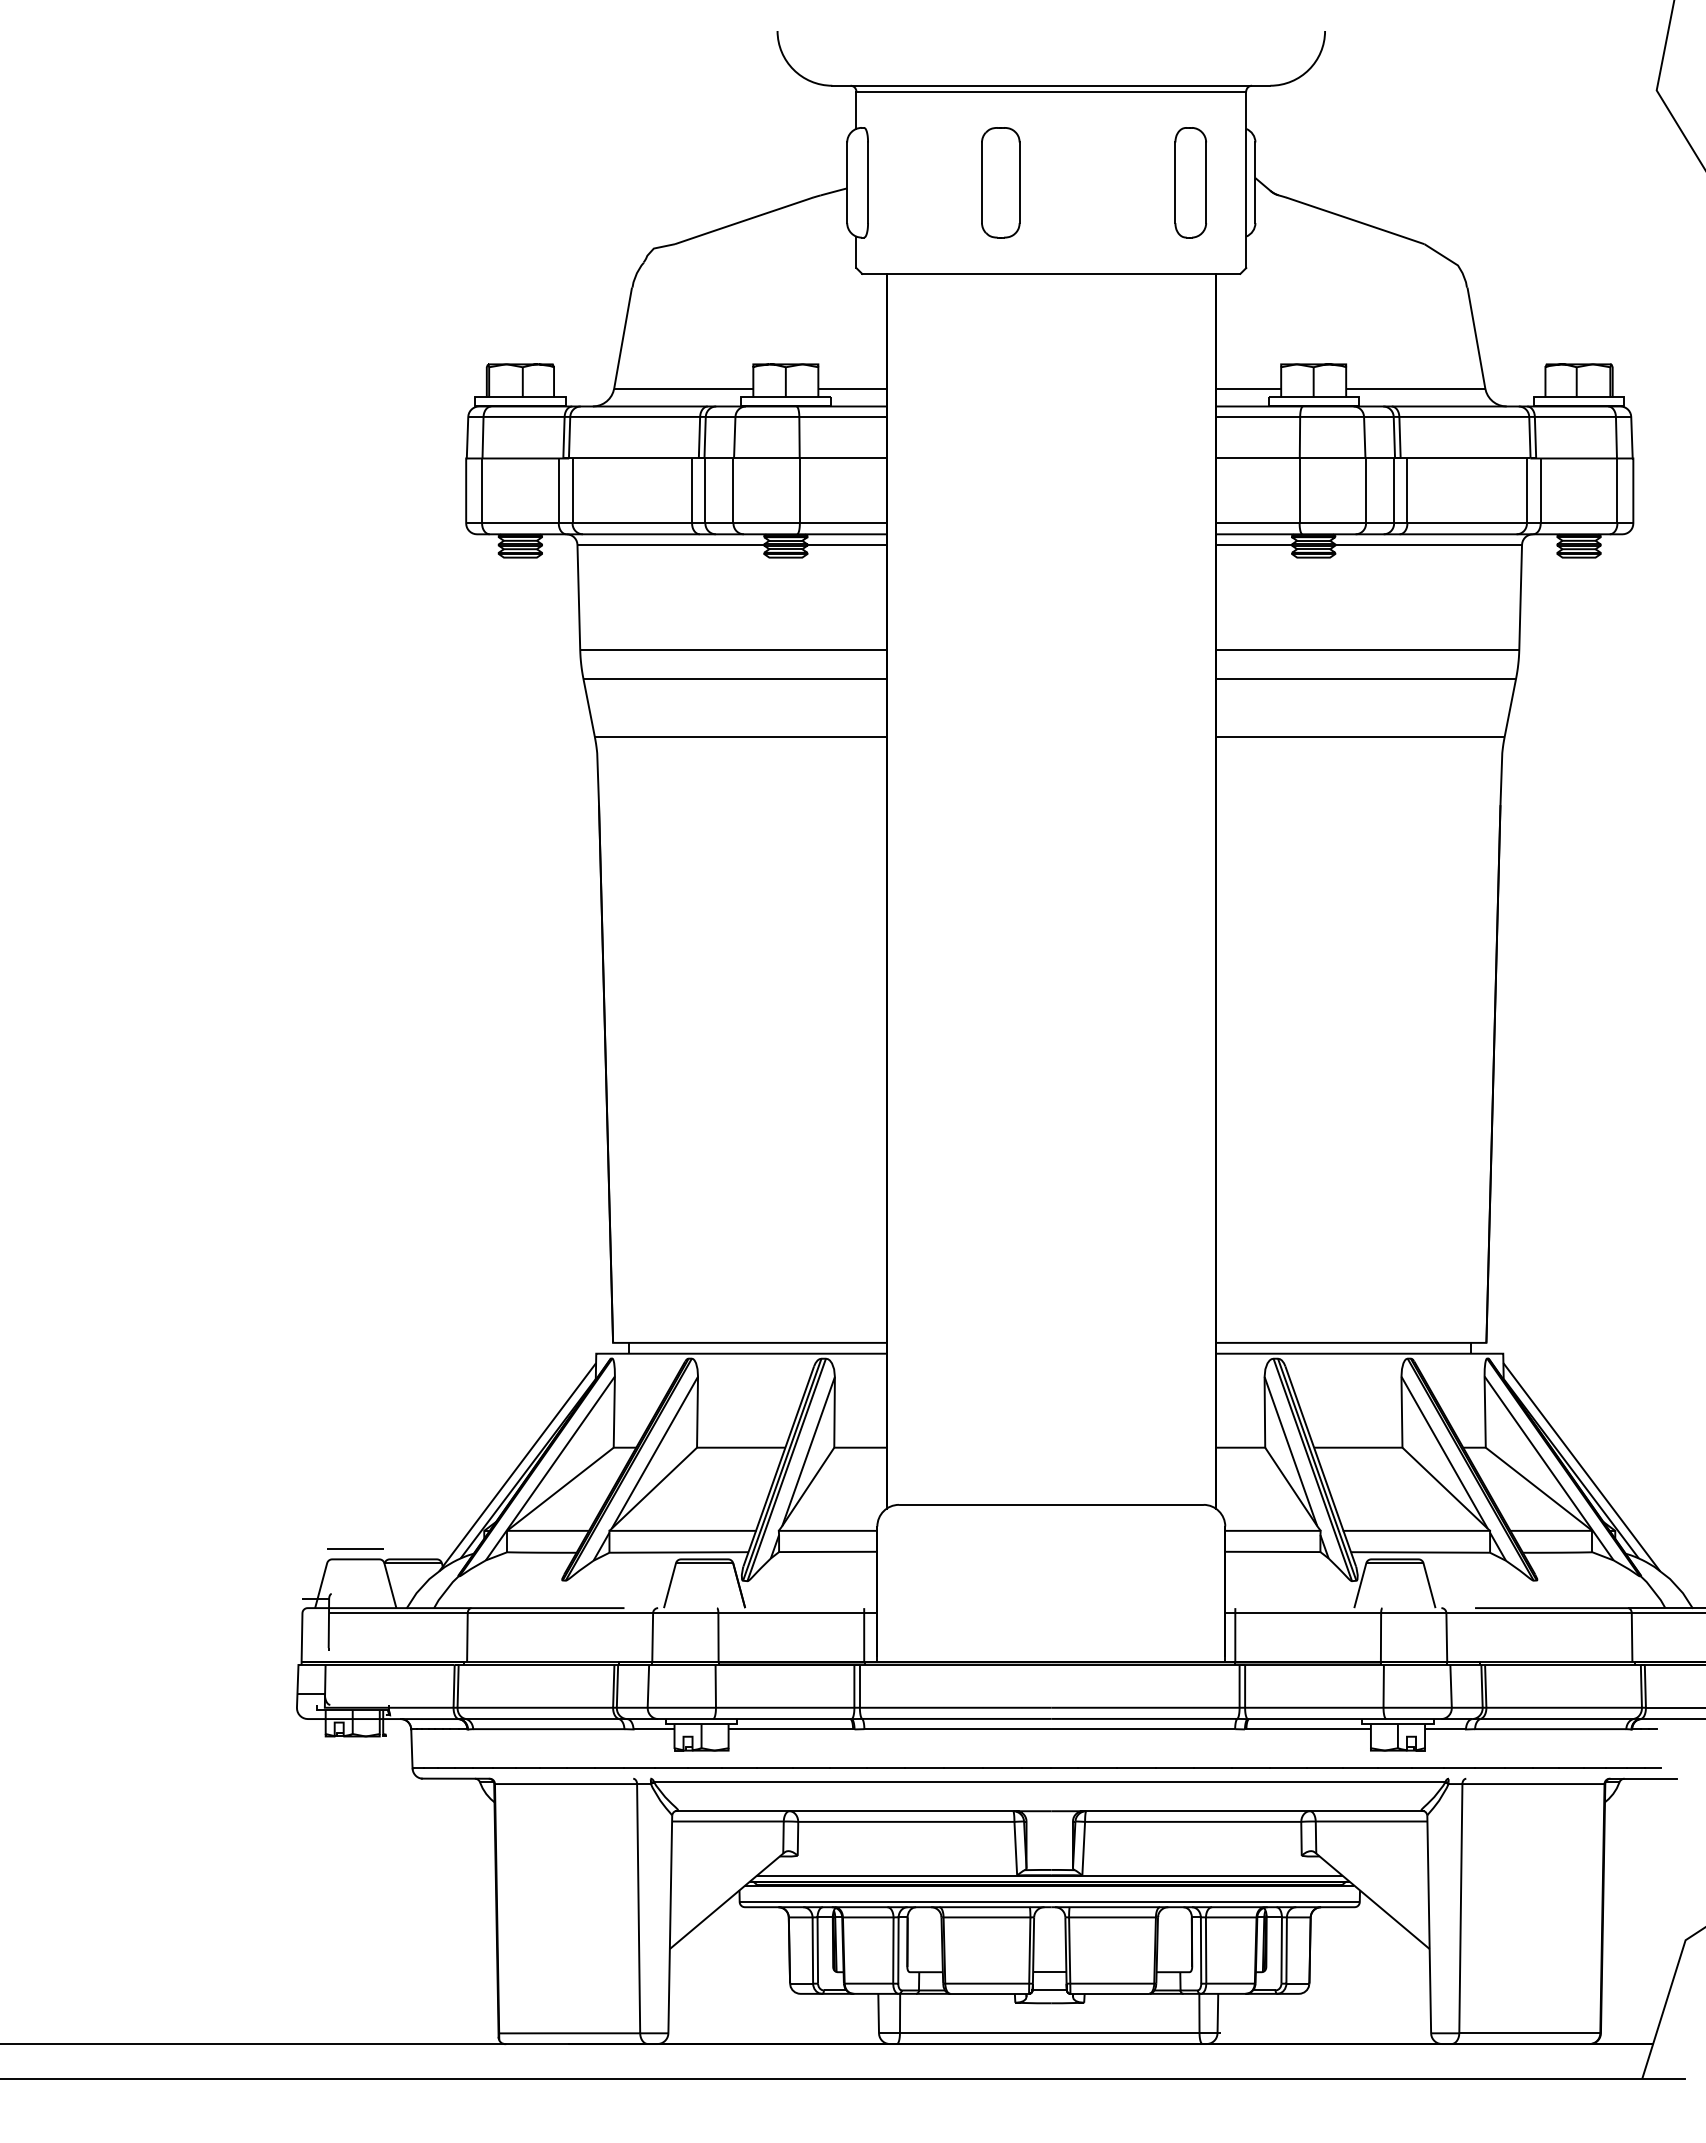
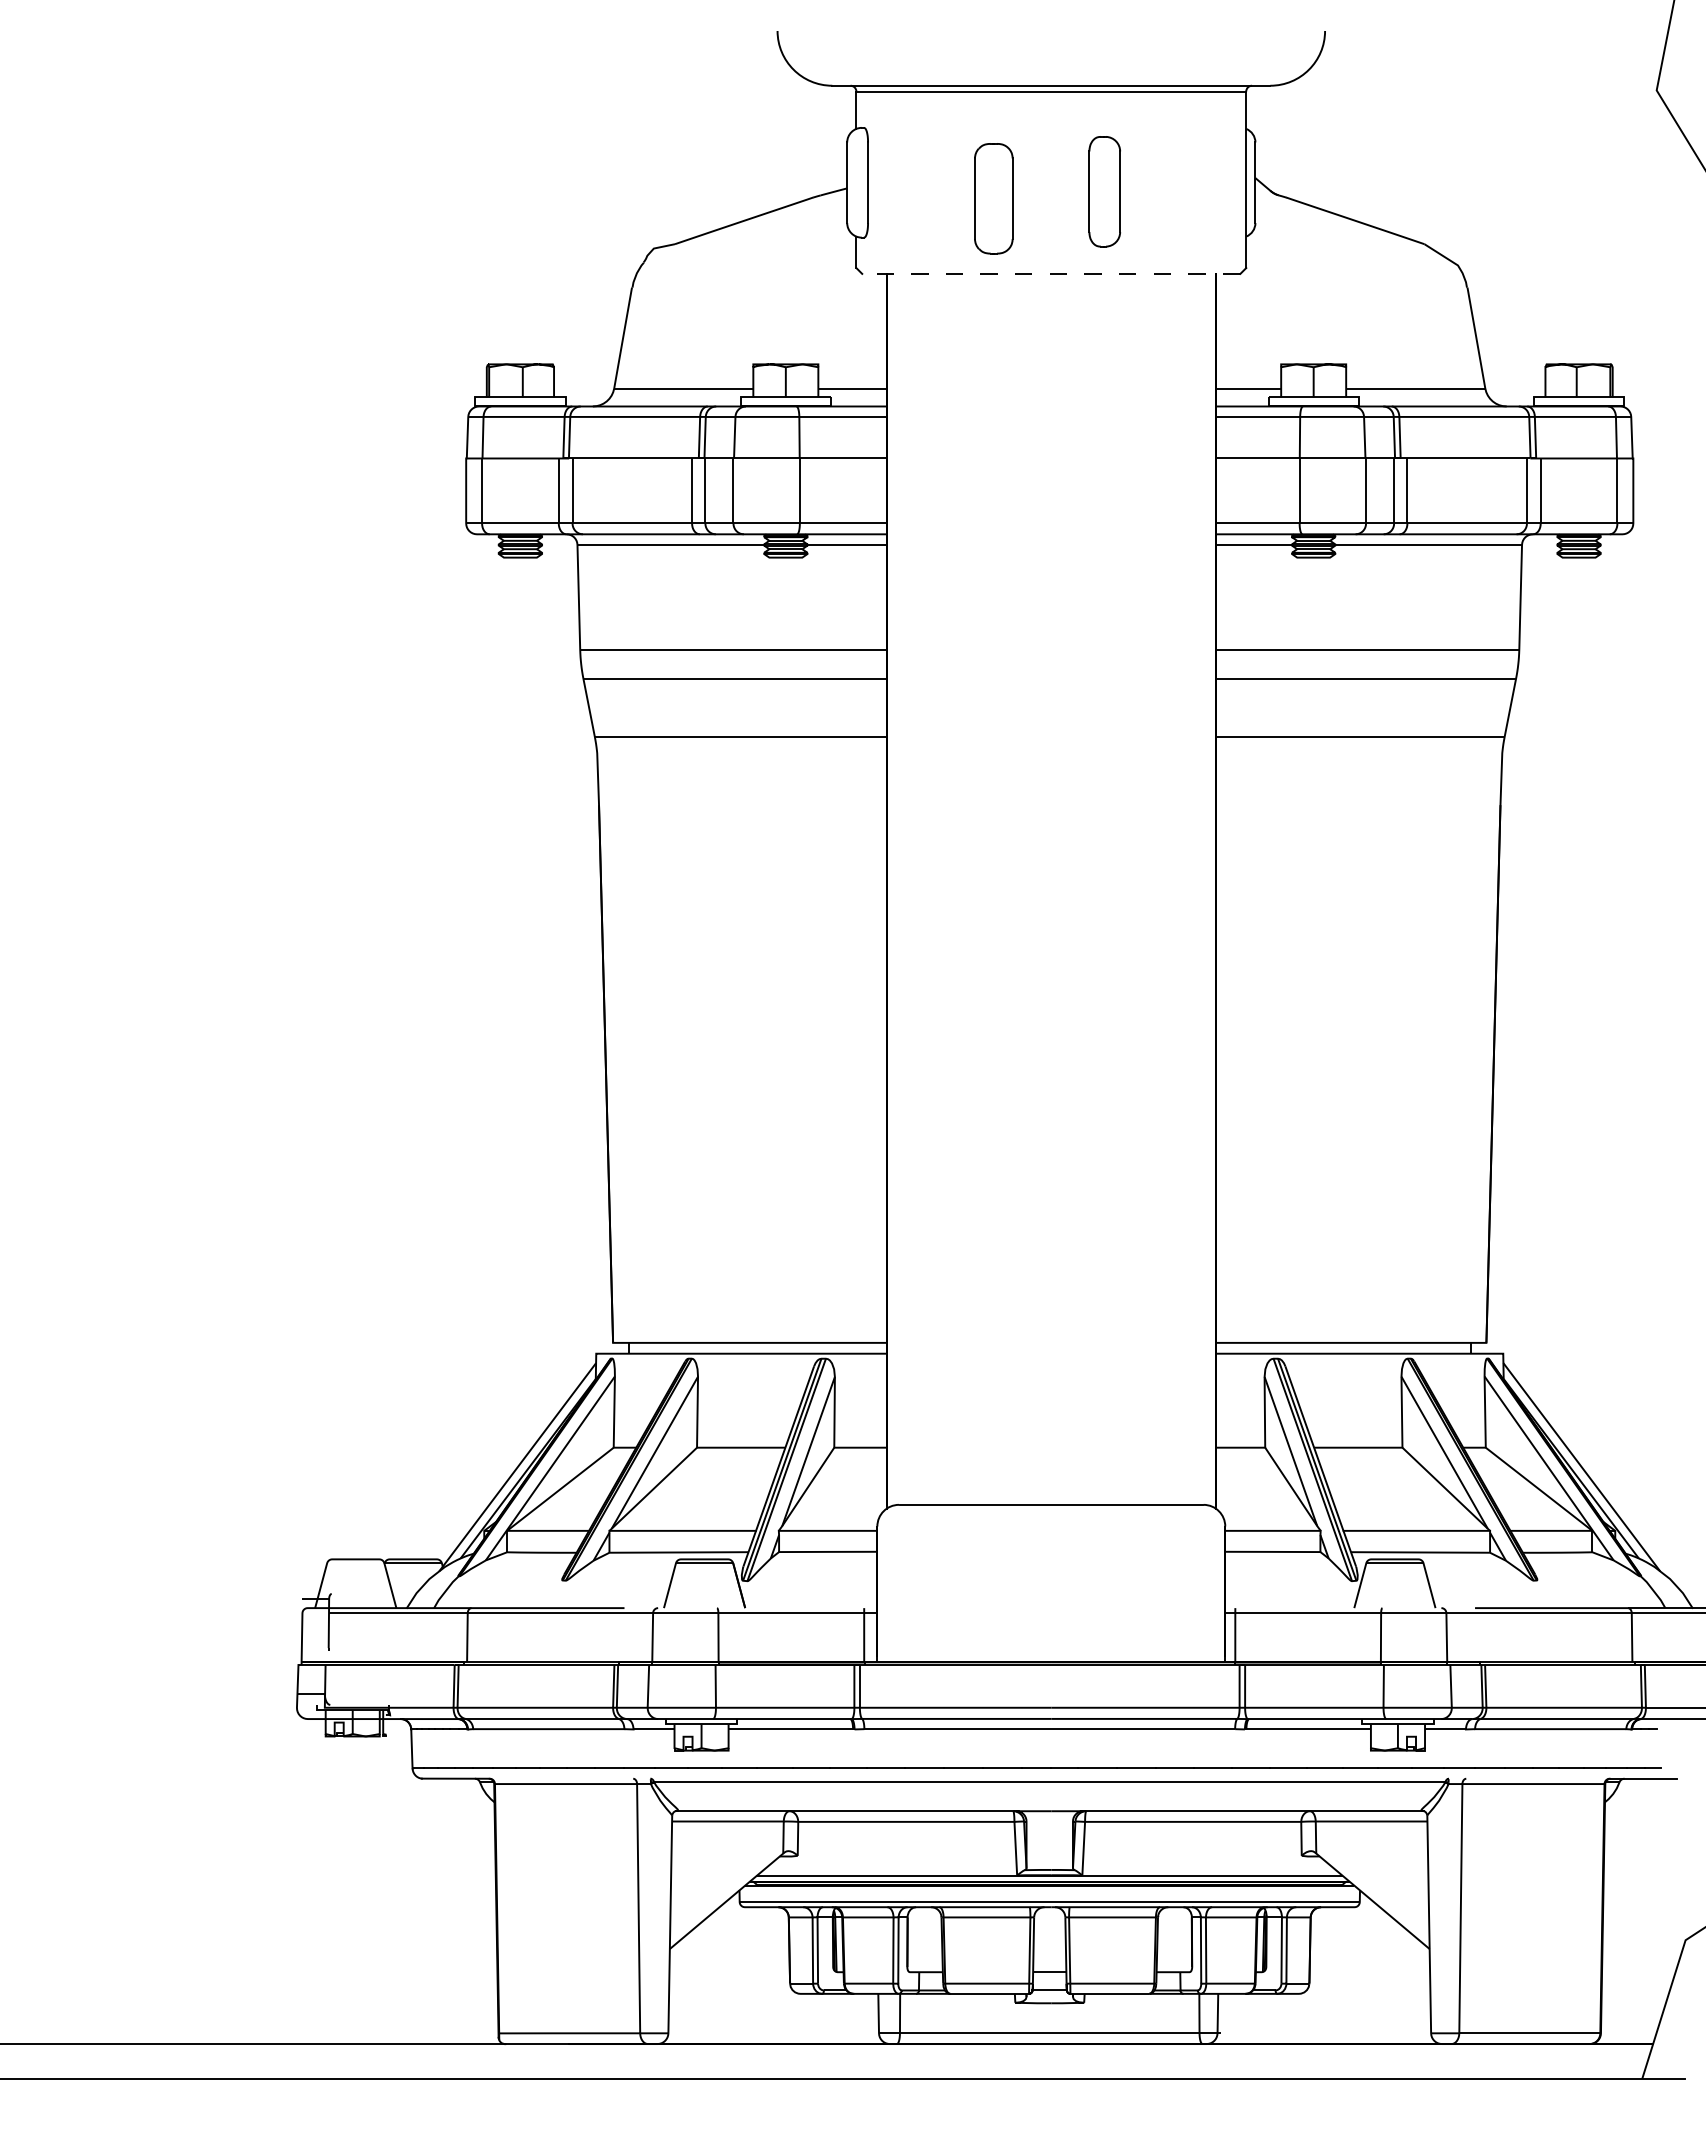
part position: (1000, 182) -> (993, 198) (993, 198)
part position: (1190, 182) -> (1104, 191) (1104, 191)
line: solid -> dashed (1050, 273)
line: present -> none (355, 1548)
